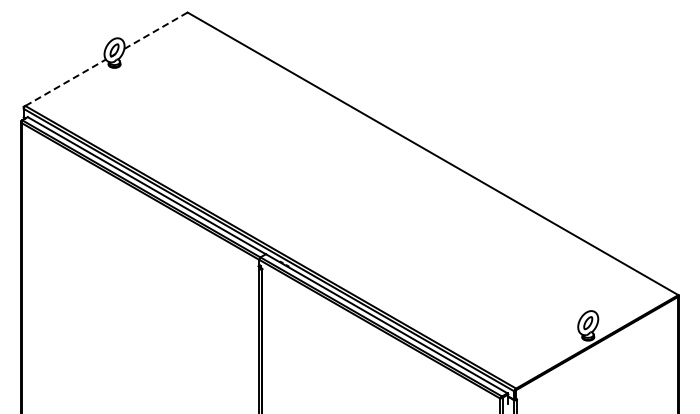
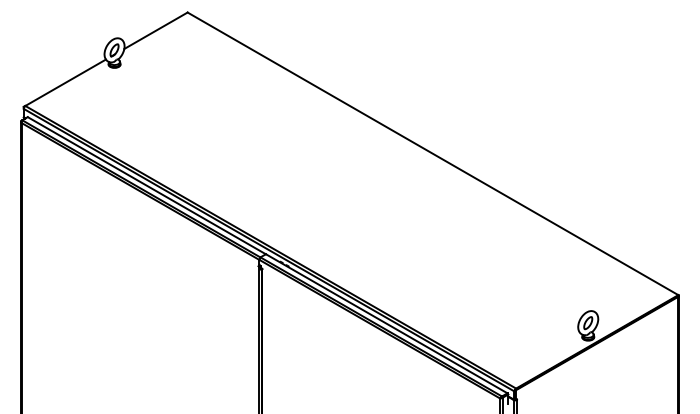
line: dashed -> solid (155, 30)
line: dashed -> solid (66, 82)
